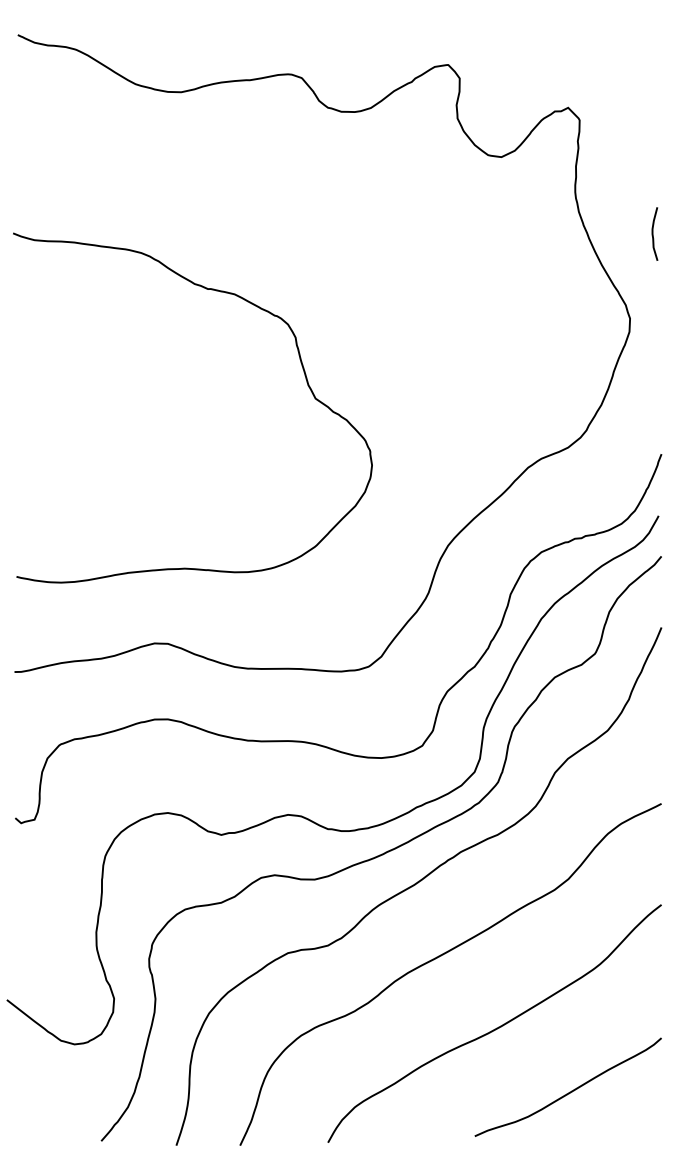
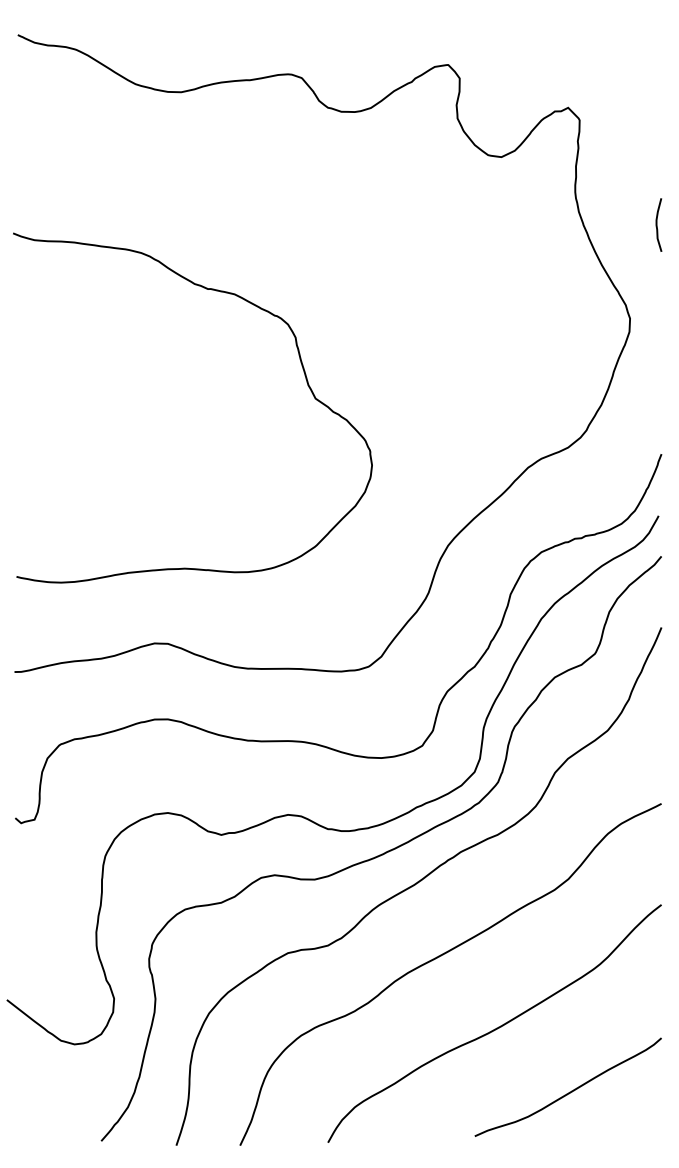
curve position: (653, 233) -> (657, 224) (657, 224)
